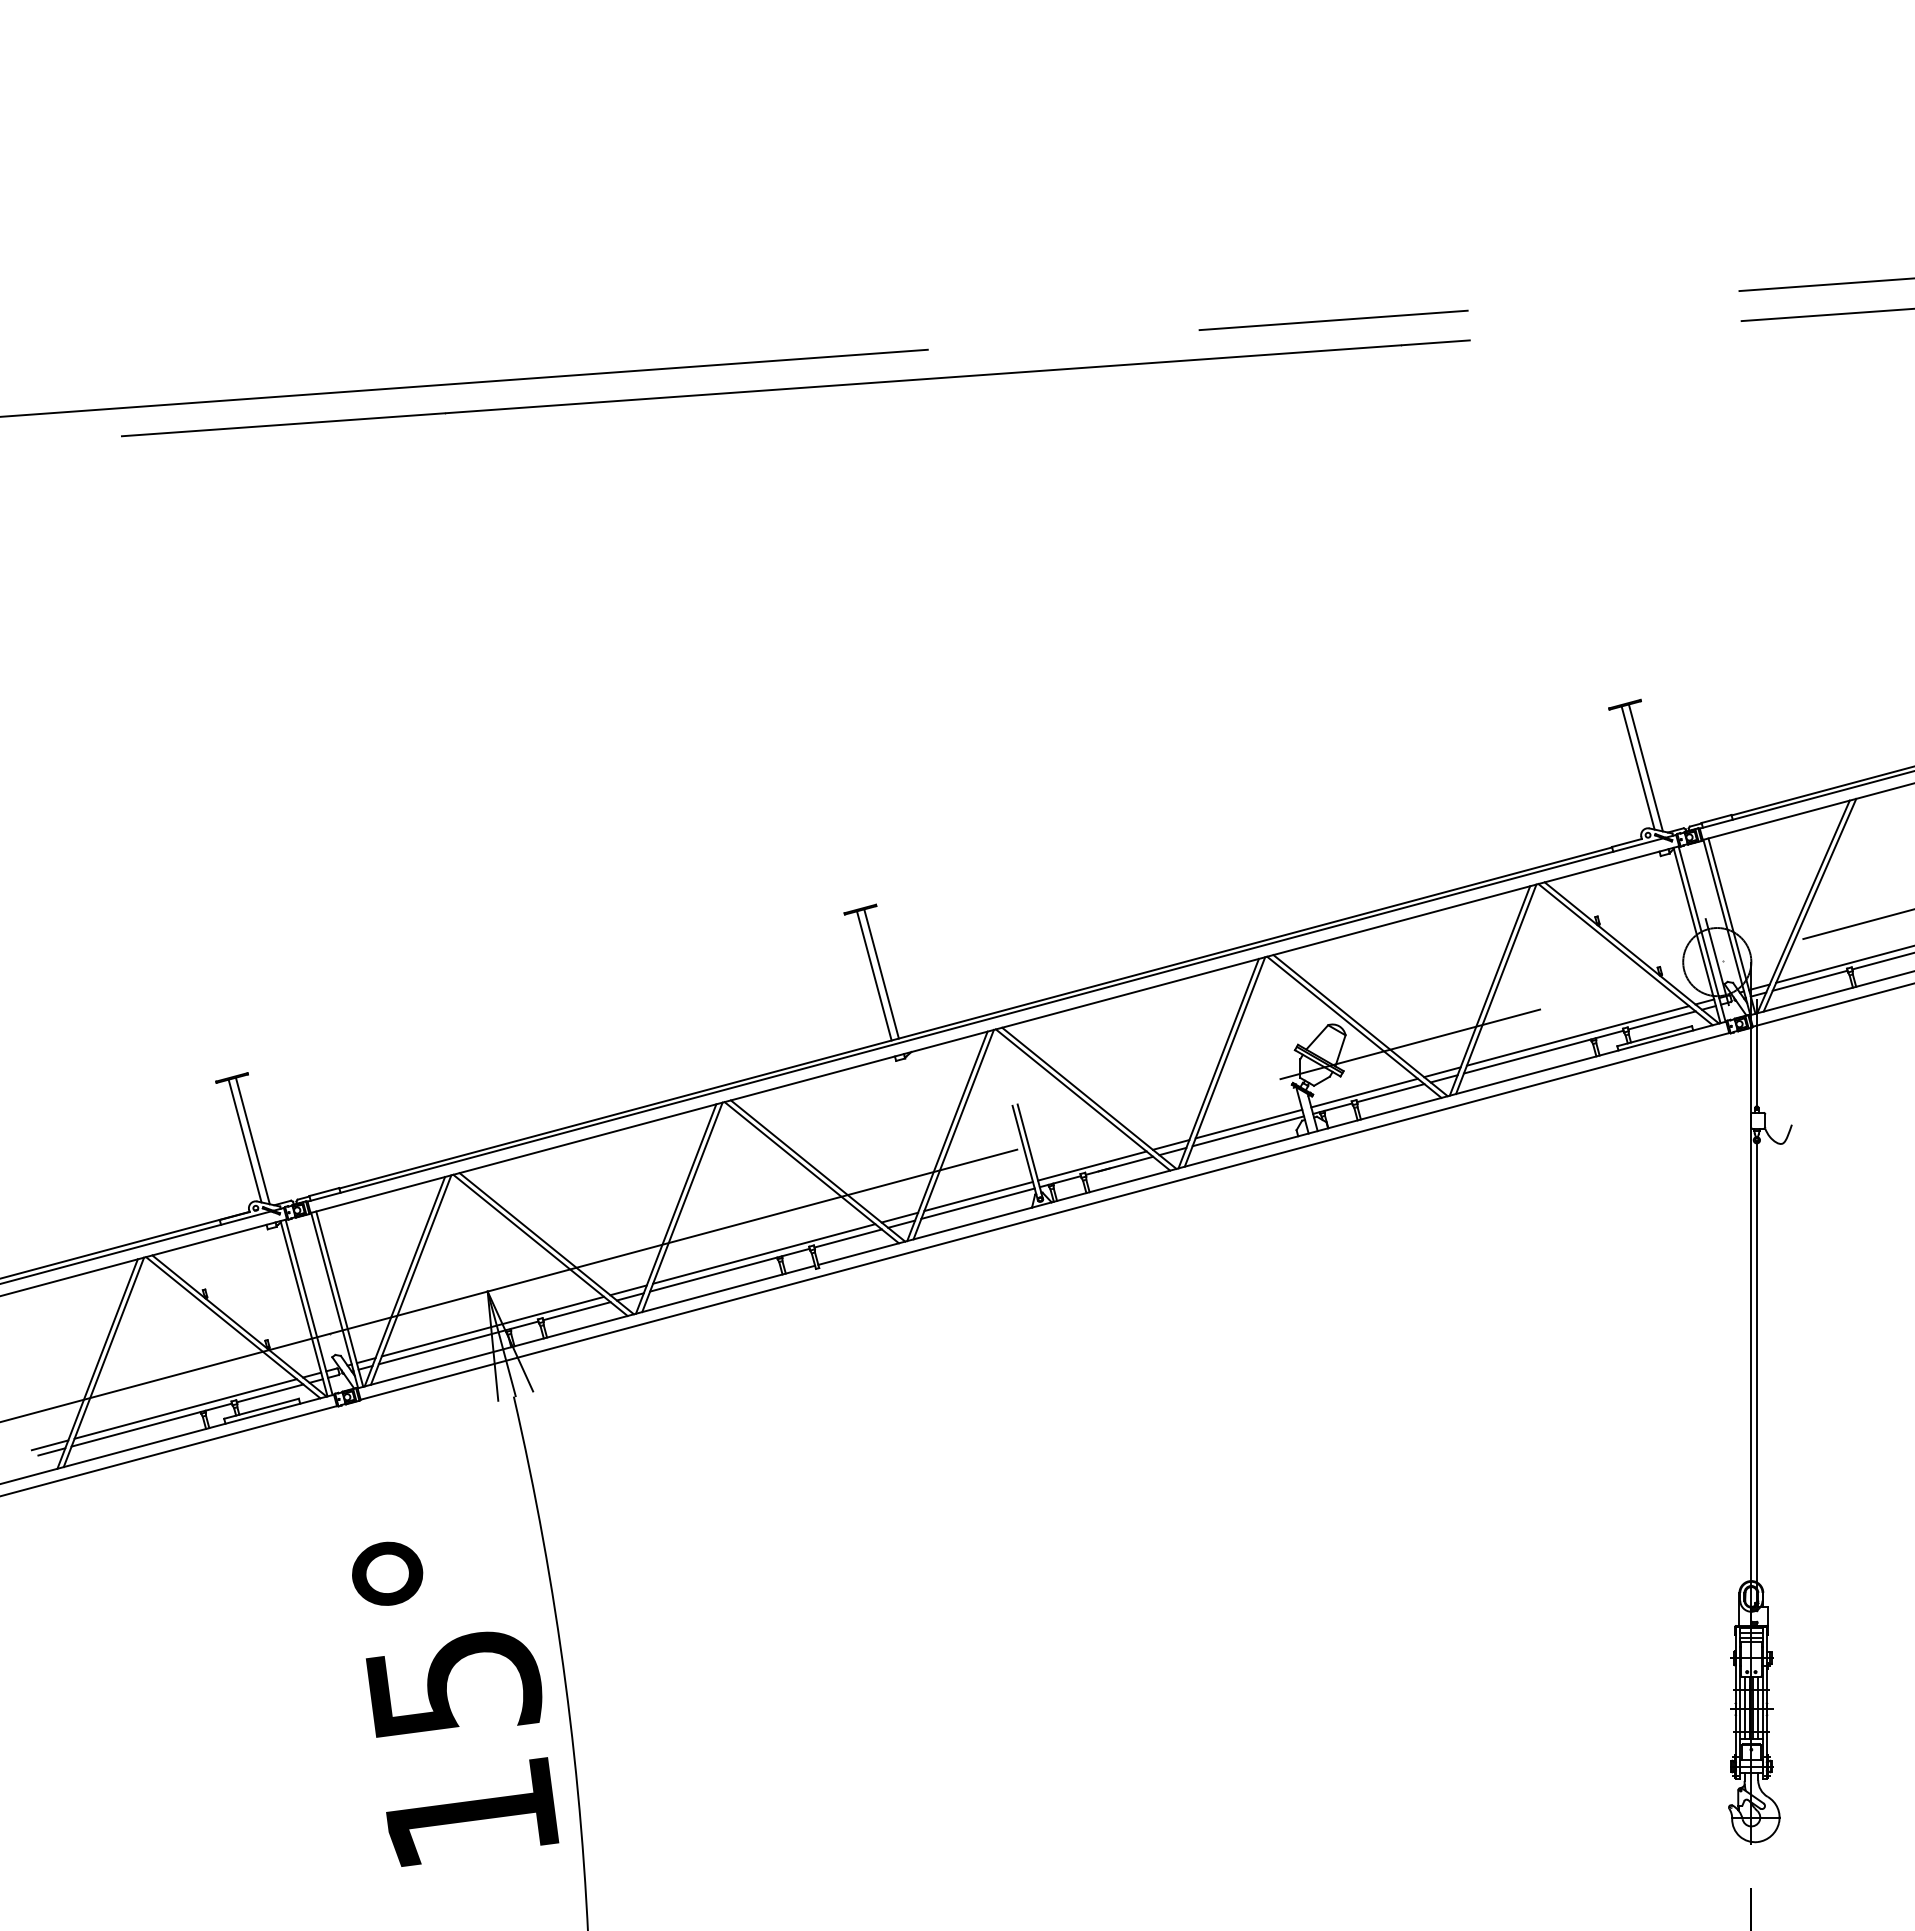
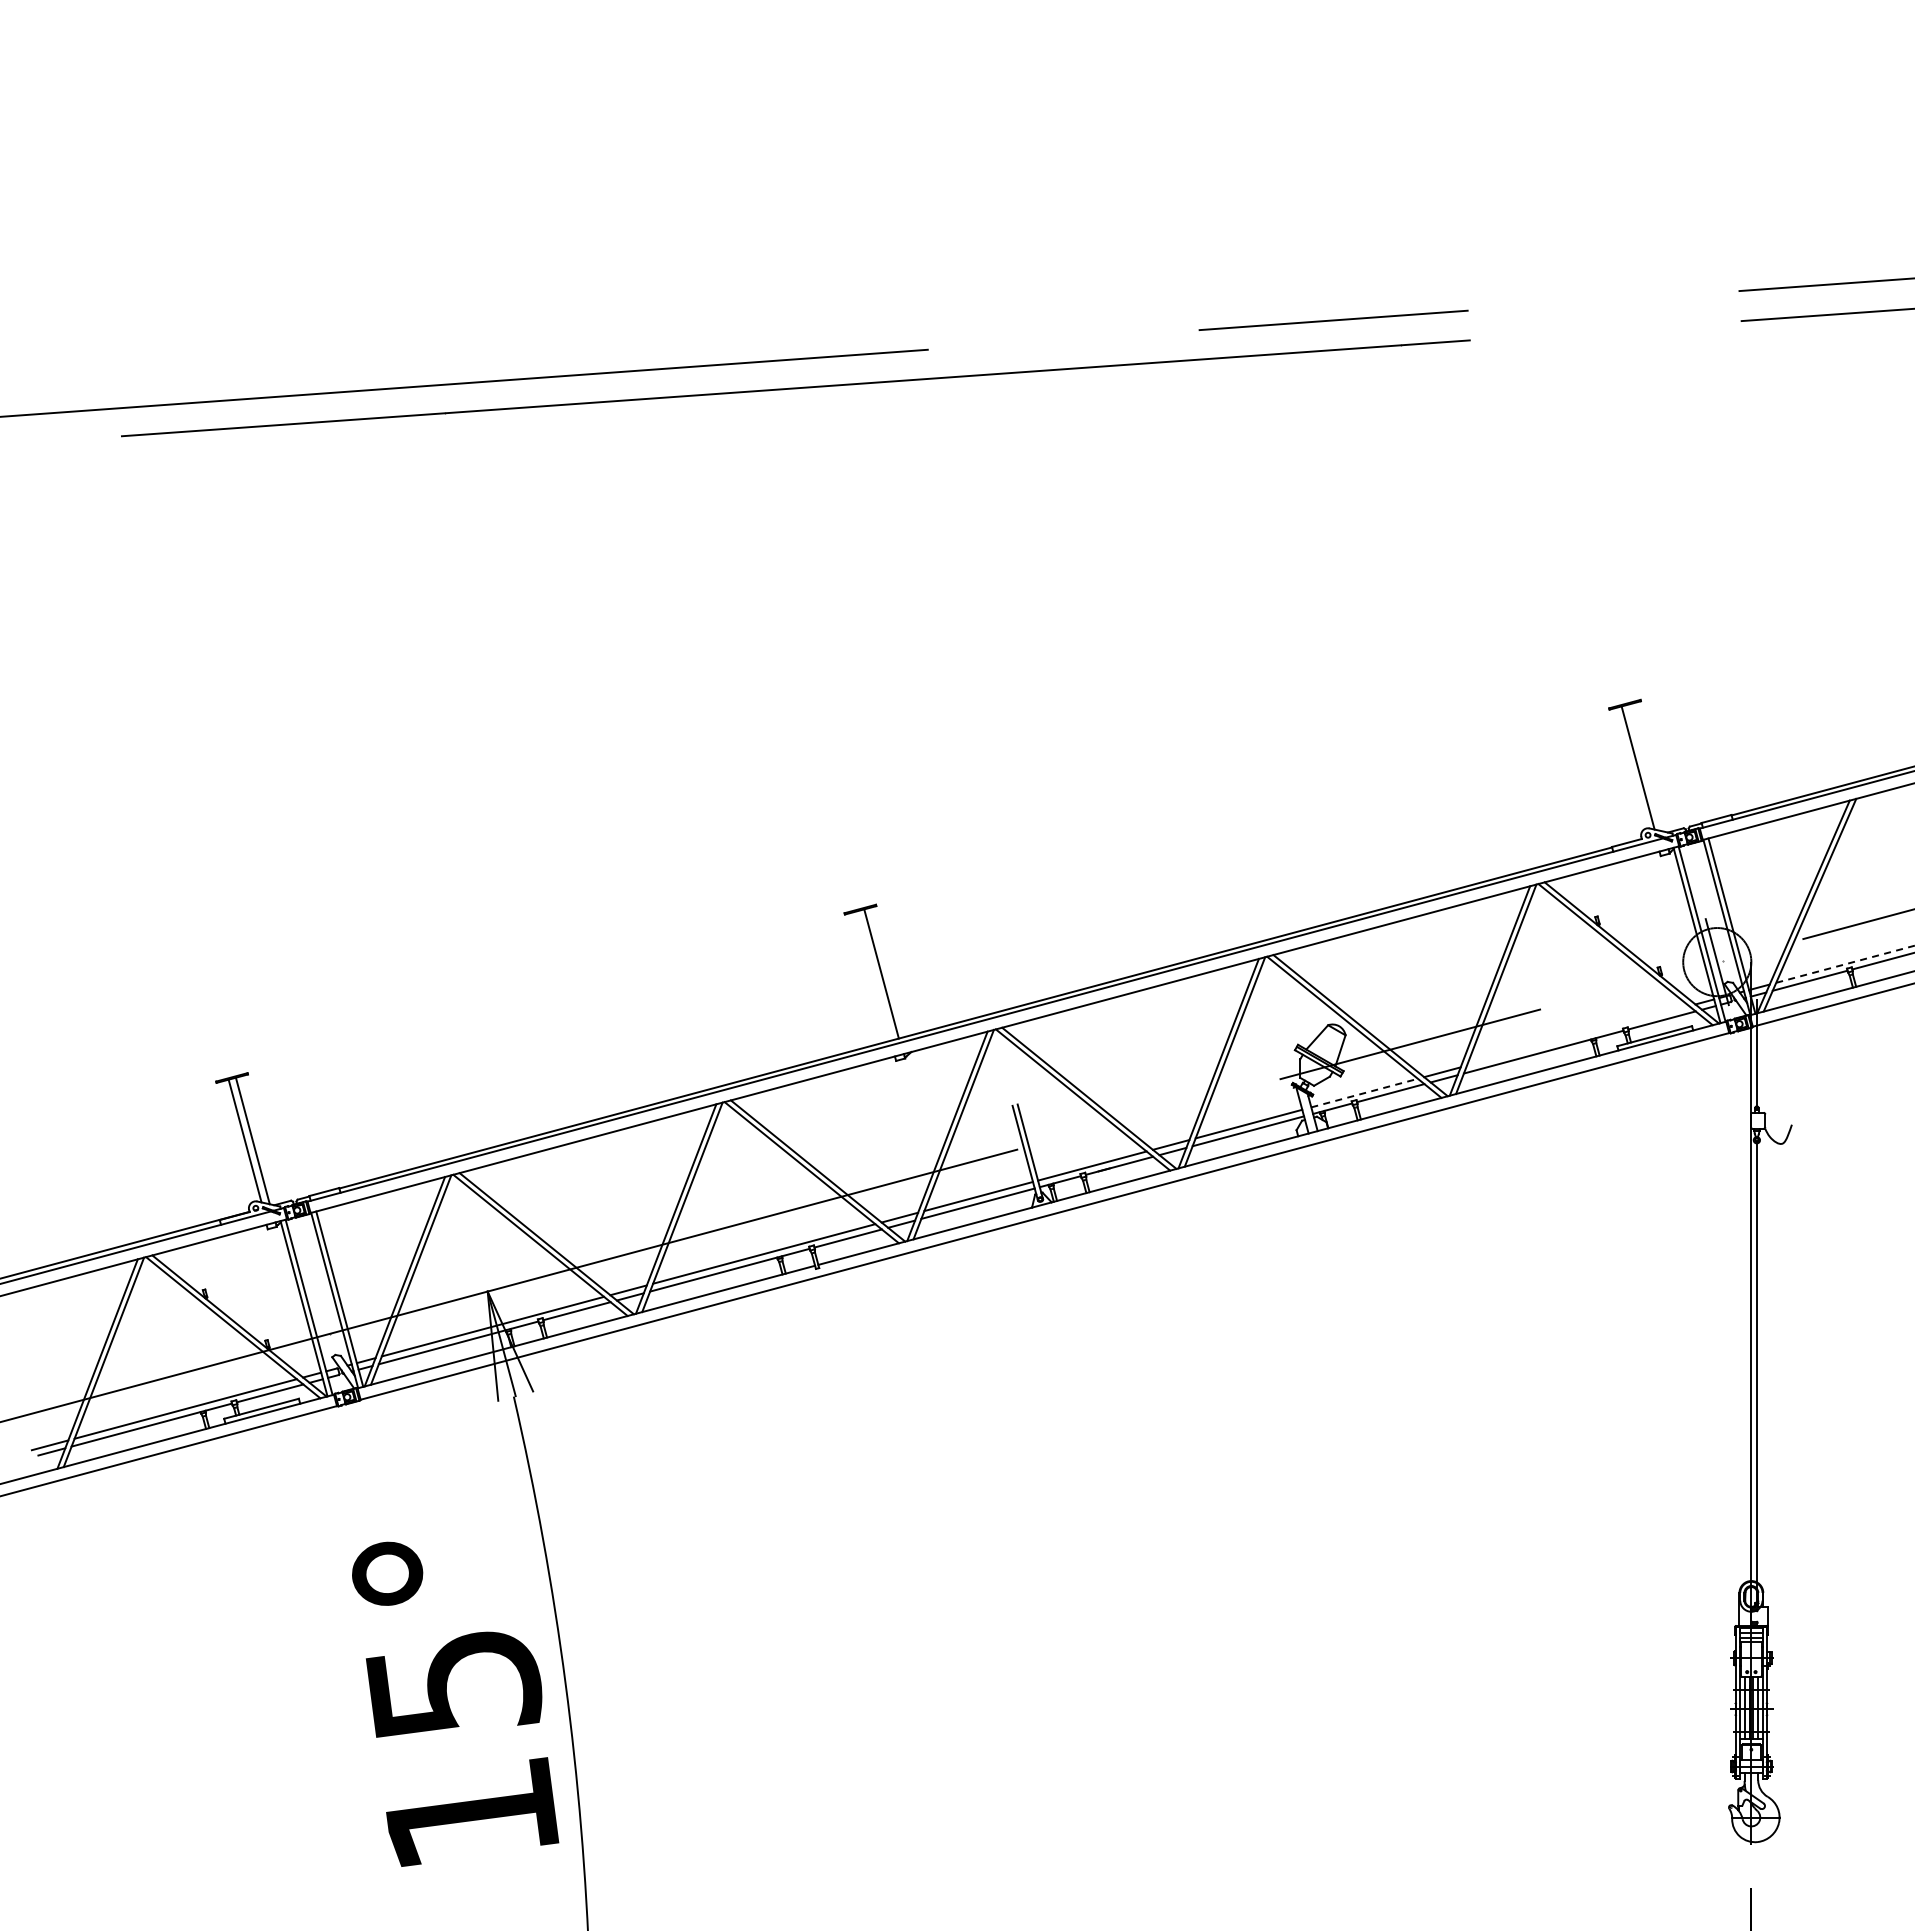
line: present -> none (1645, 767)
line: solid -> dashed (1845, 964)
line: present -> none (874, 975)
line: present -> none (1577, 1035)
line: solid -> dashed (1365, 1092)
